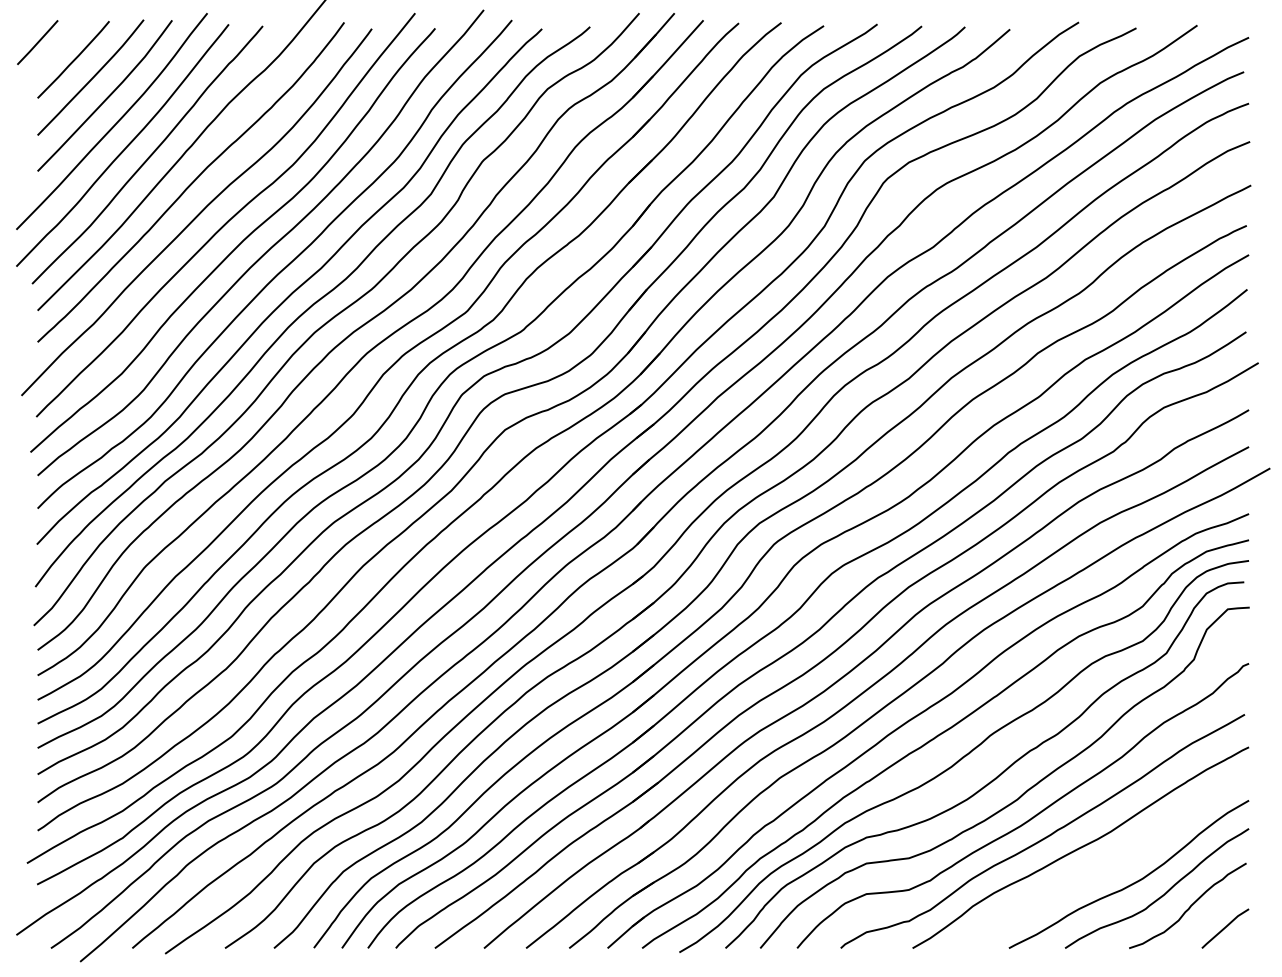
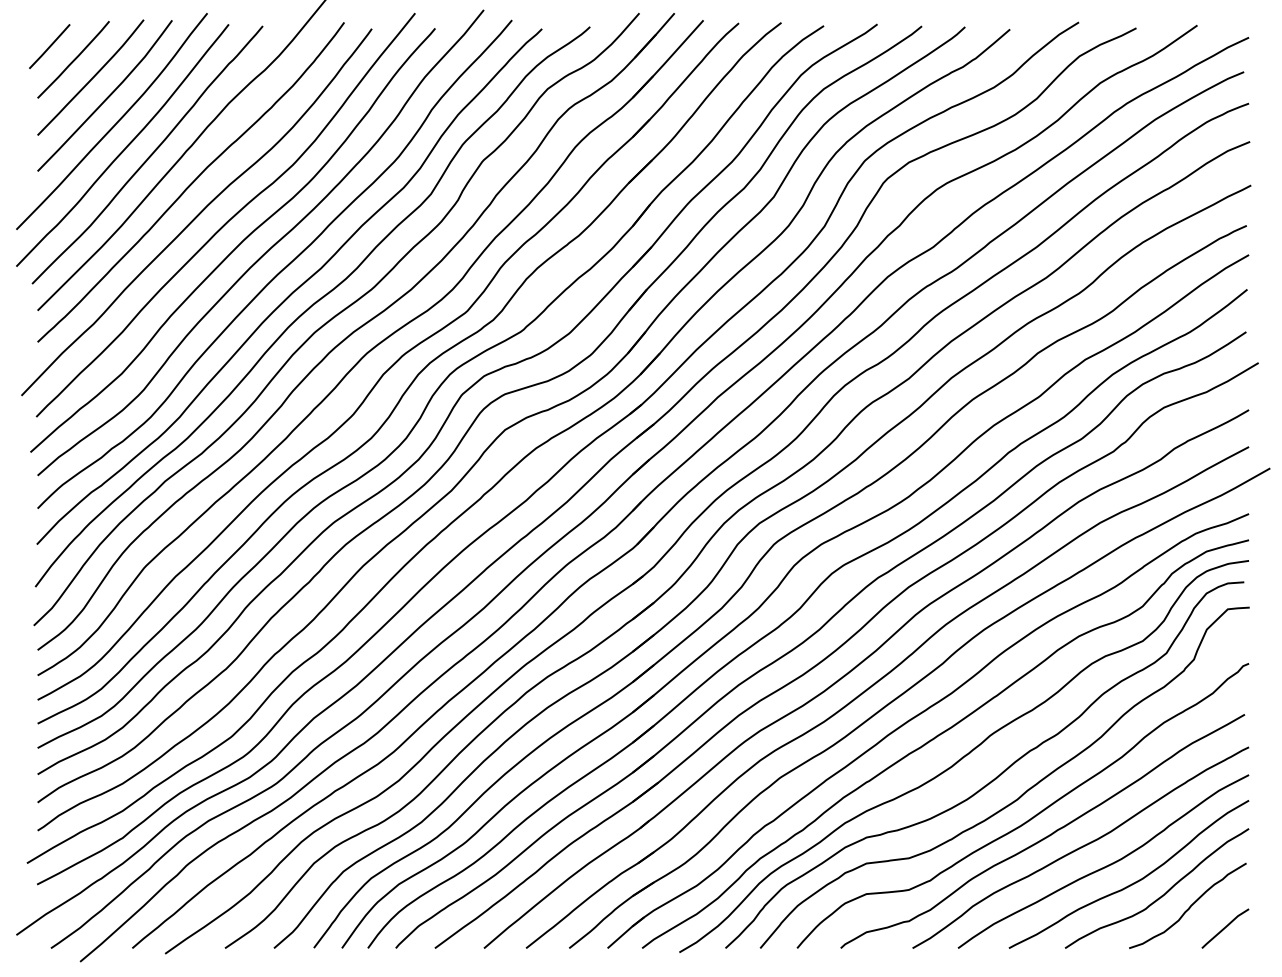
line position: (37, 42) -> (49, 46) (49, 46)
curve: none -> present (1106, 865)
